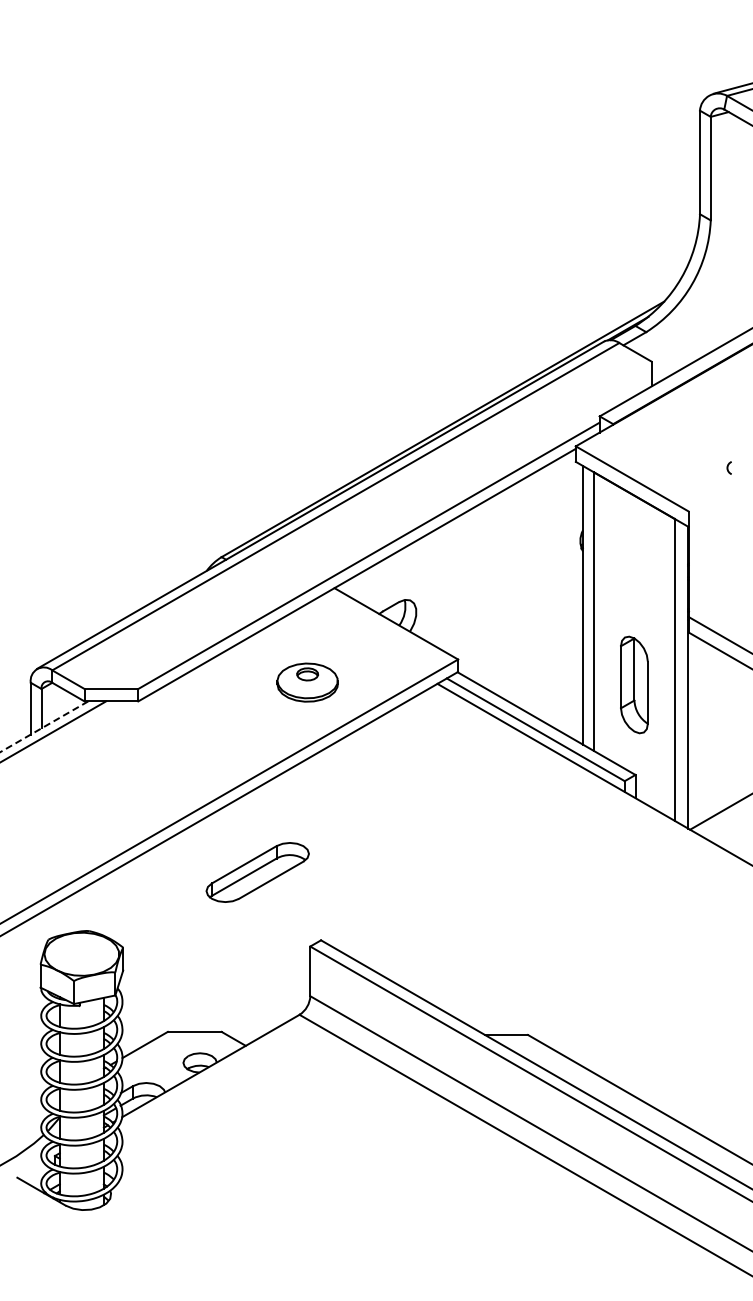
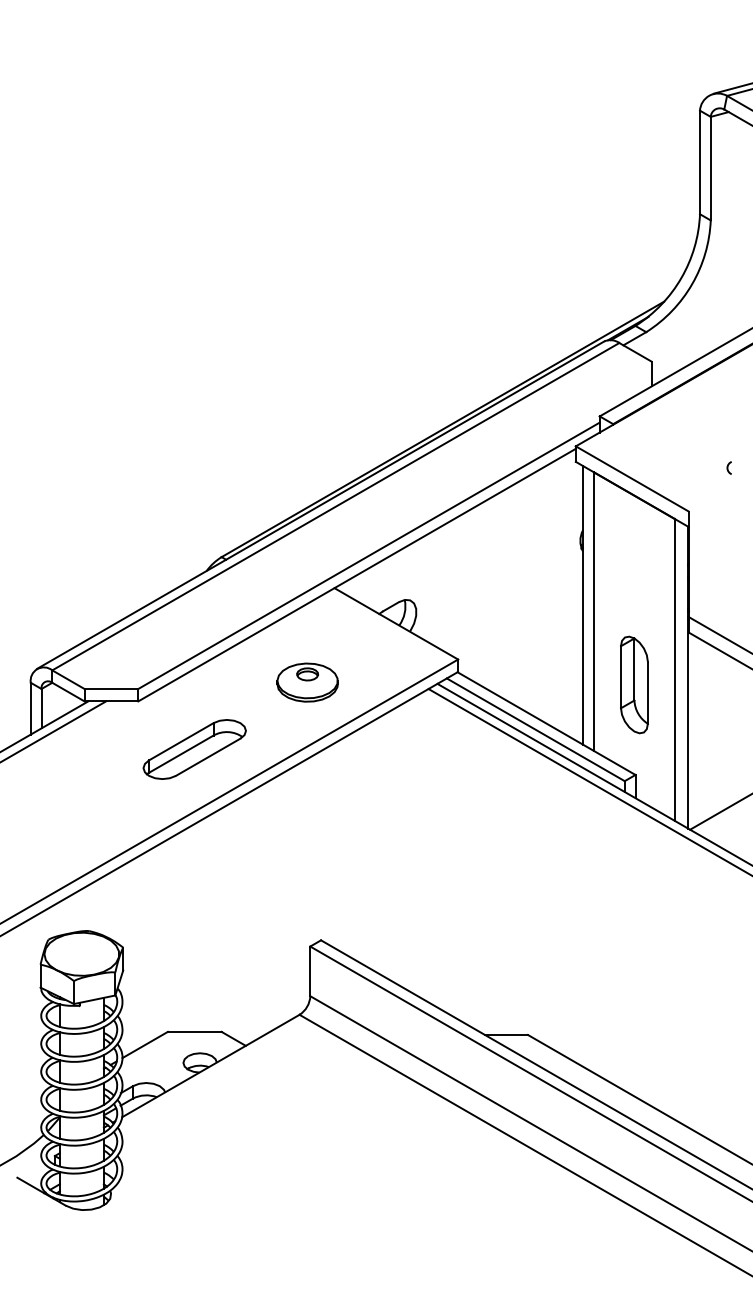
line: dashed -> solid (44, 726)
line: none -> present (588, 781)
part position: (257, 872) -> (194, 749) (194, 749)
